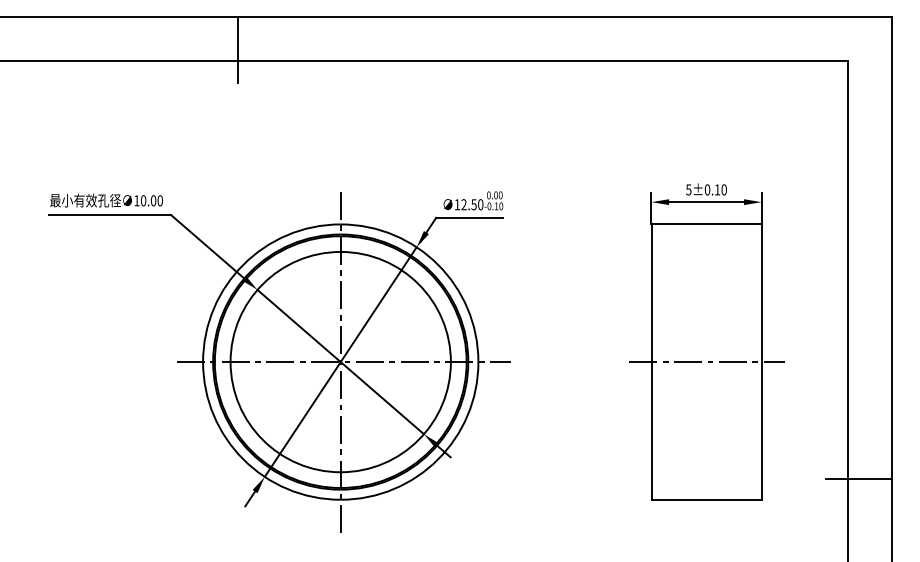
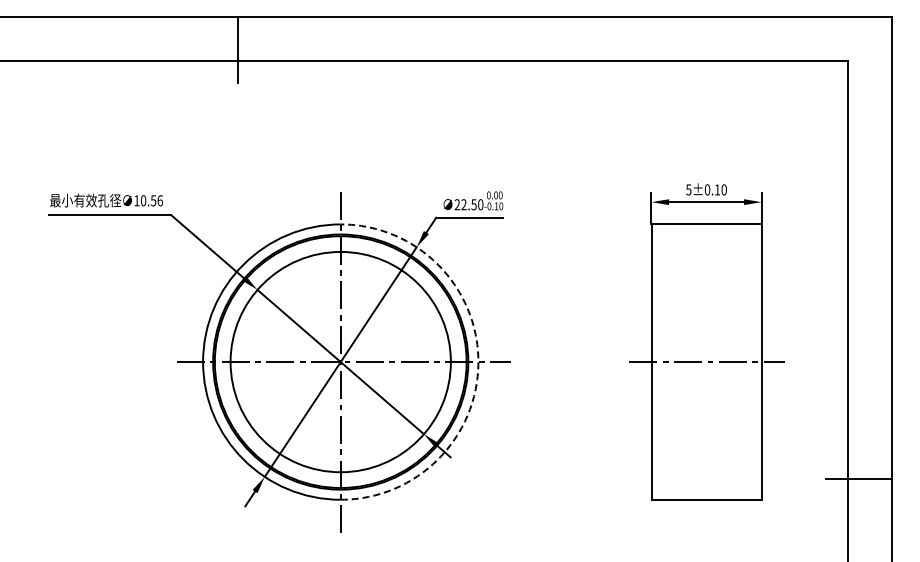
text: 10.00 -> 10.56 (156, 200)
text: 12.50 -> 22.50 (457, 204)
arc: solid -> dashed (478, 362)
